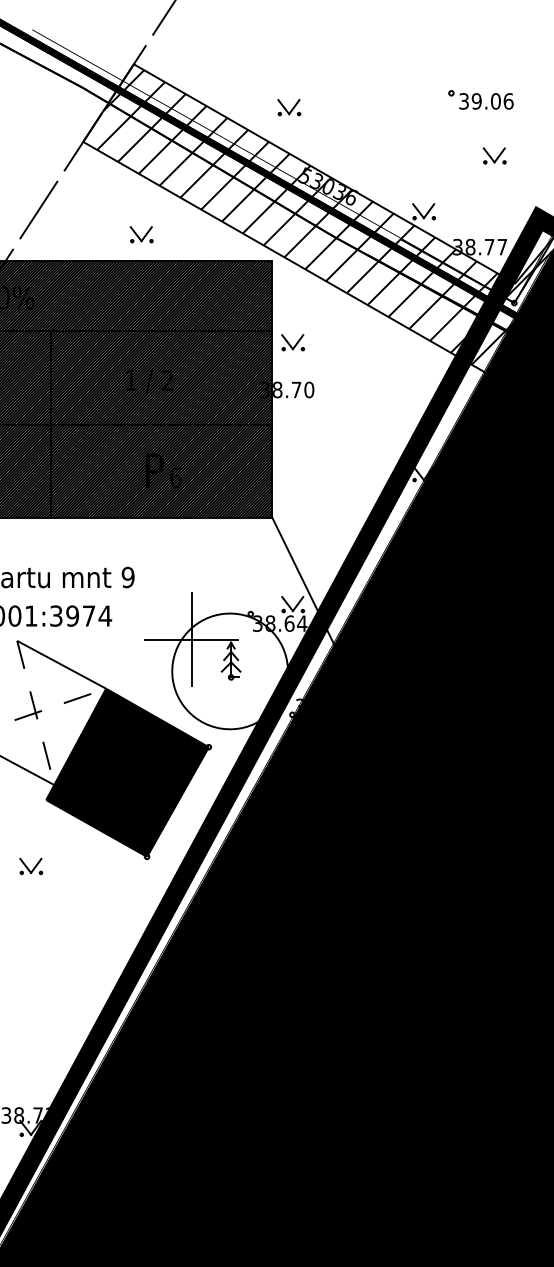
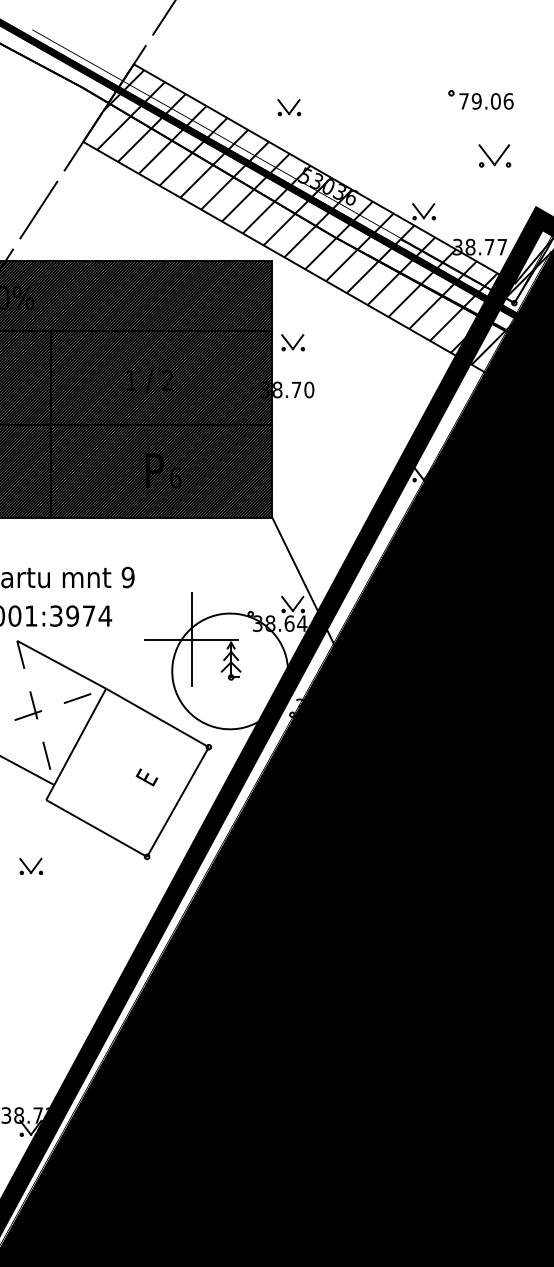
text: 39.06 -> 79.06 (463, 101)
part size: 25x18 px -> 34x24 px (494, 155)
part: present -> none (141, 234)
fill: present -> none (127, 772)
